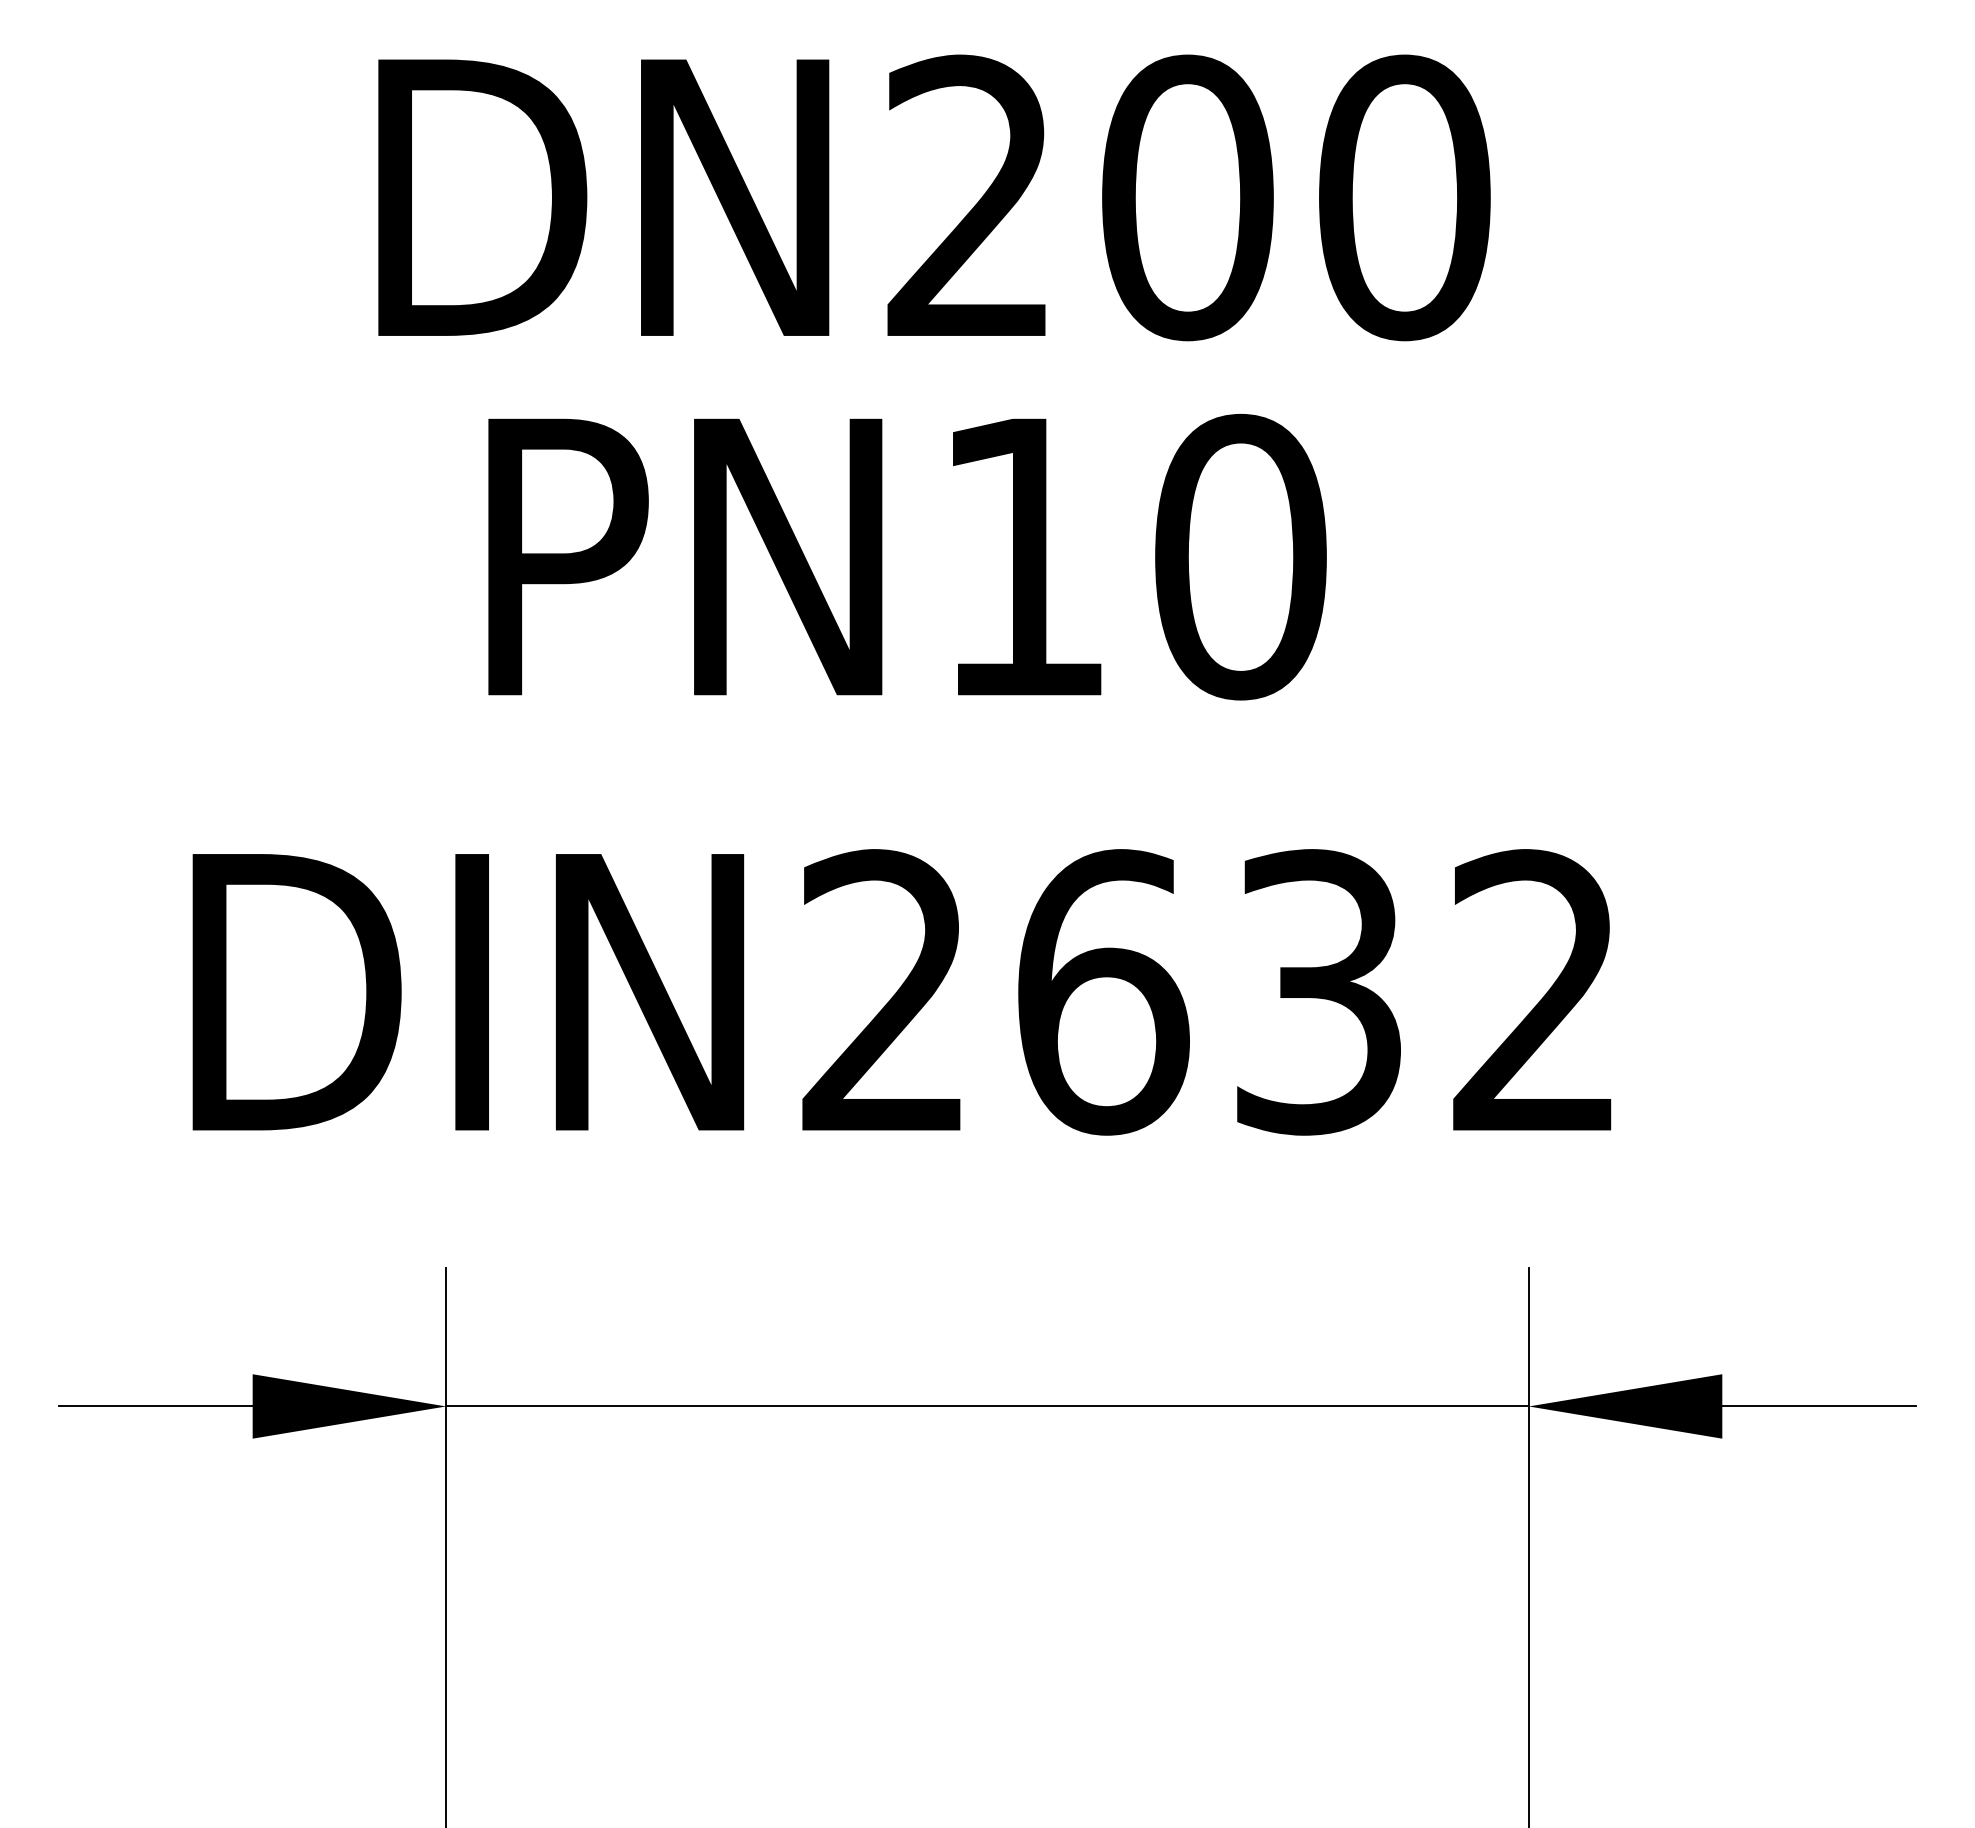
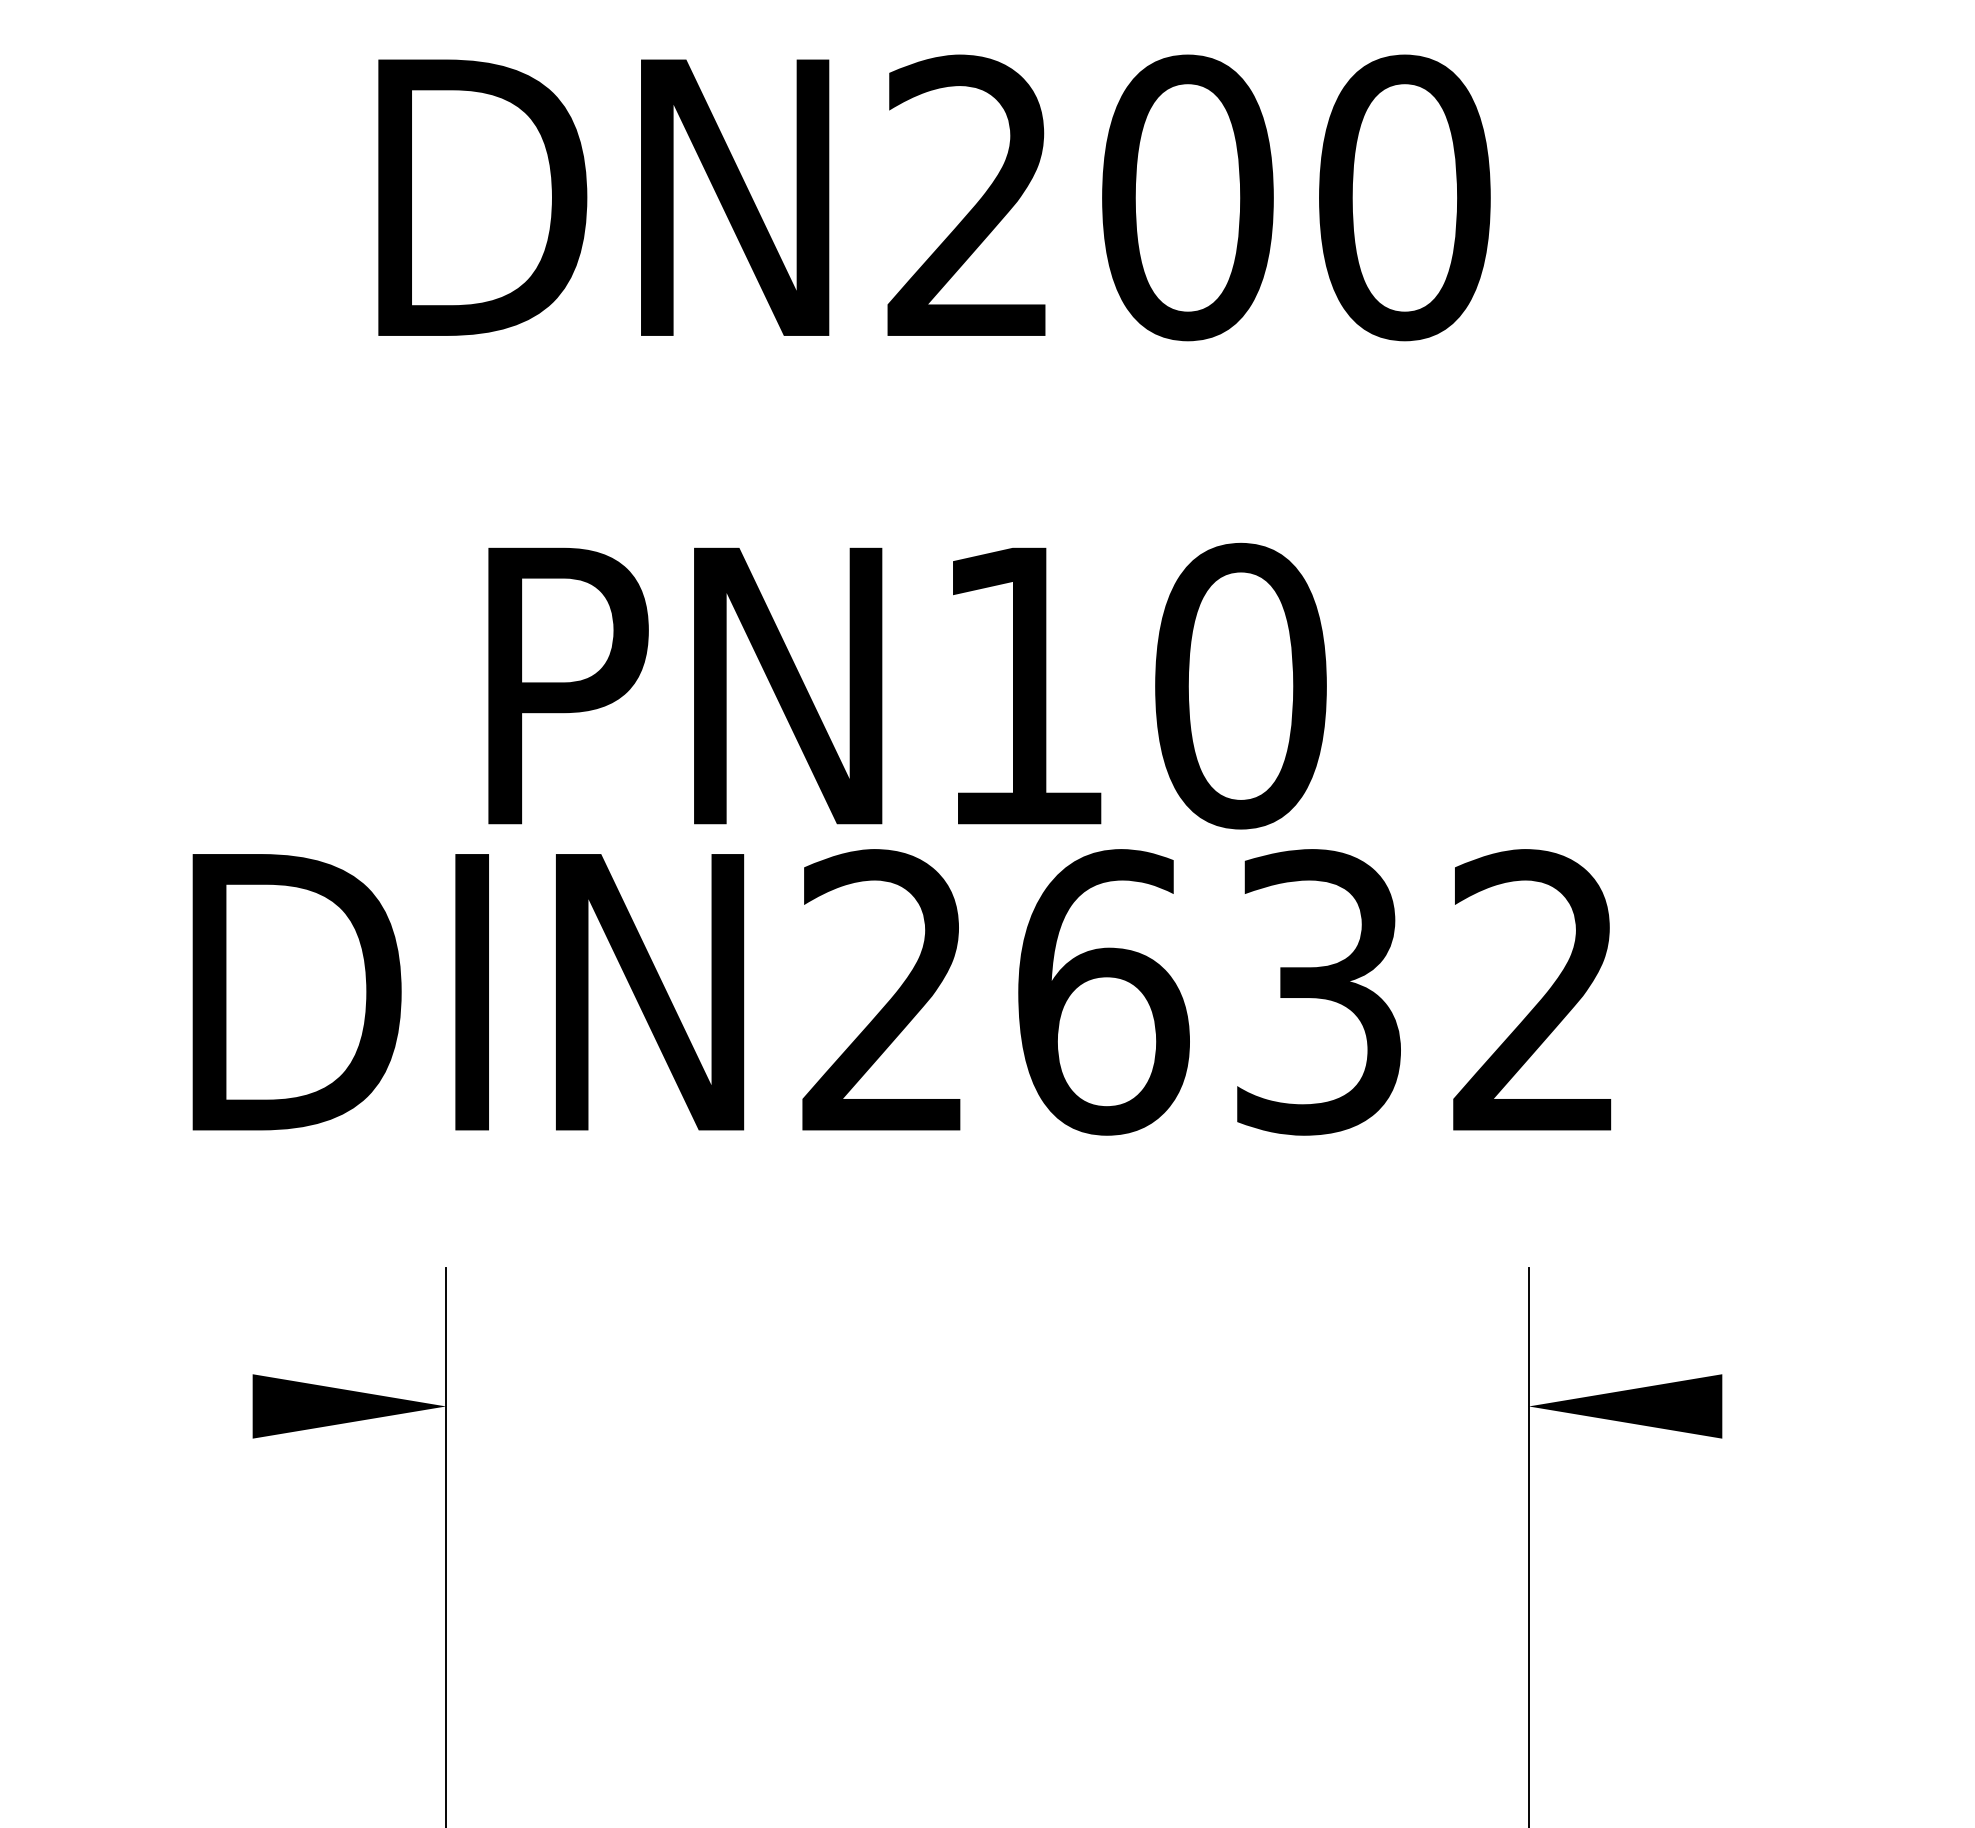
text position: (907, 556) -> (907, 685) (907, 685)
line: present -> none (155, 1406)
line: present -> none (987, 1406)
line: present -> none (1818, 1406)
